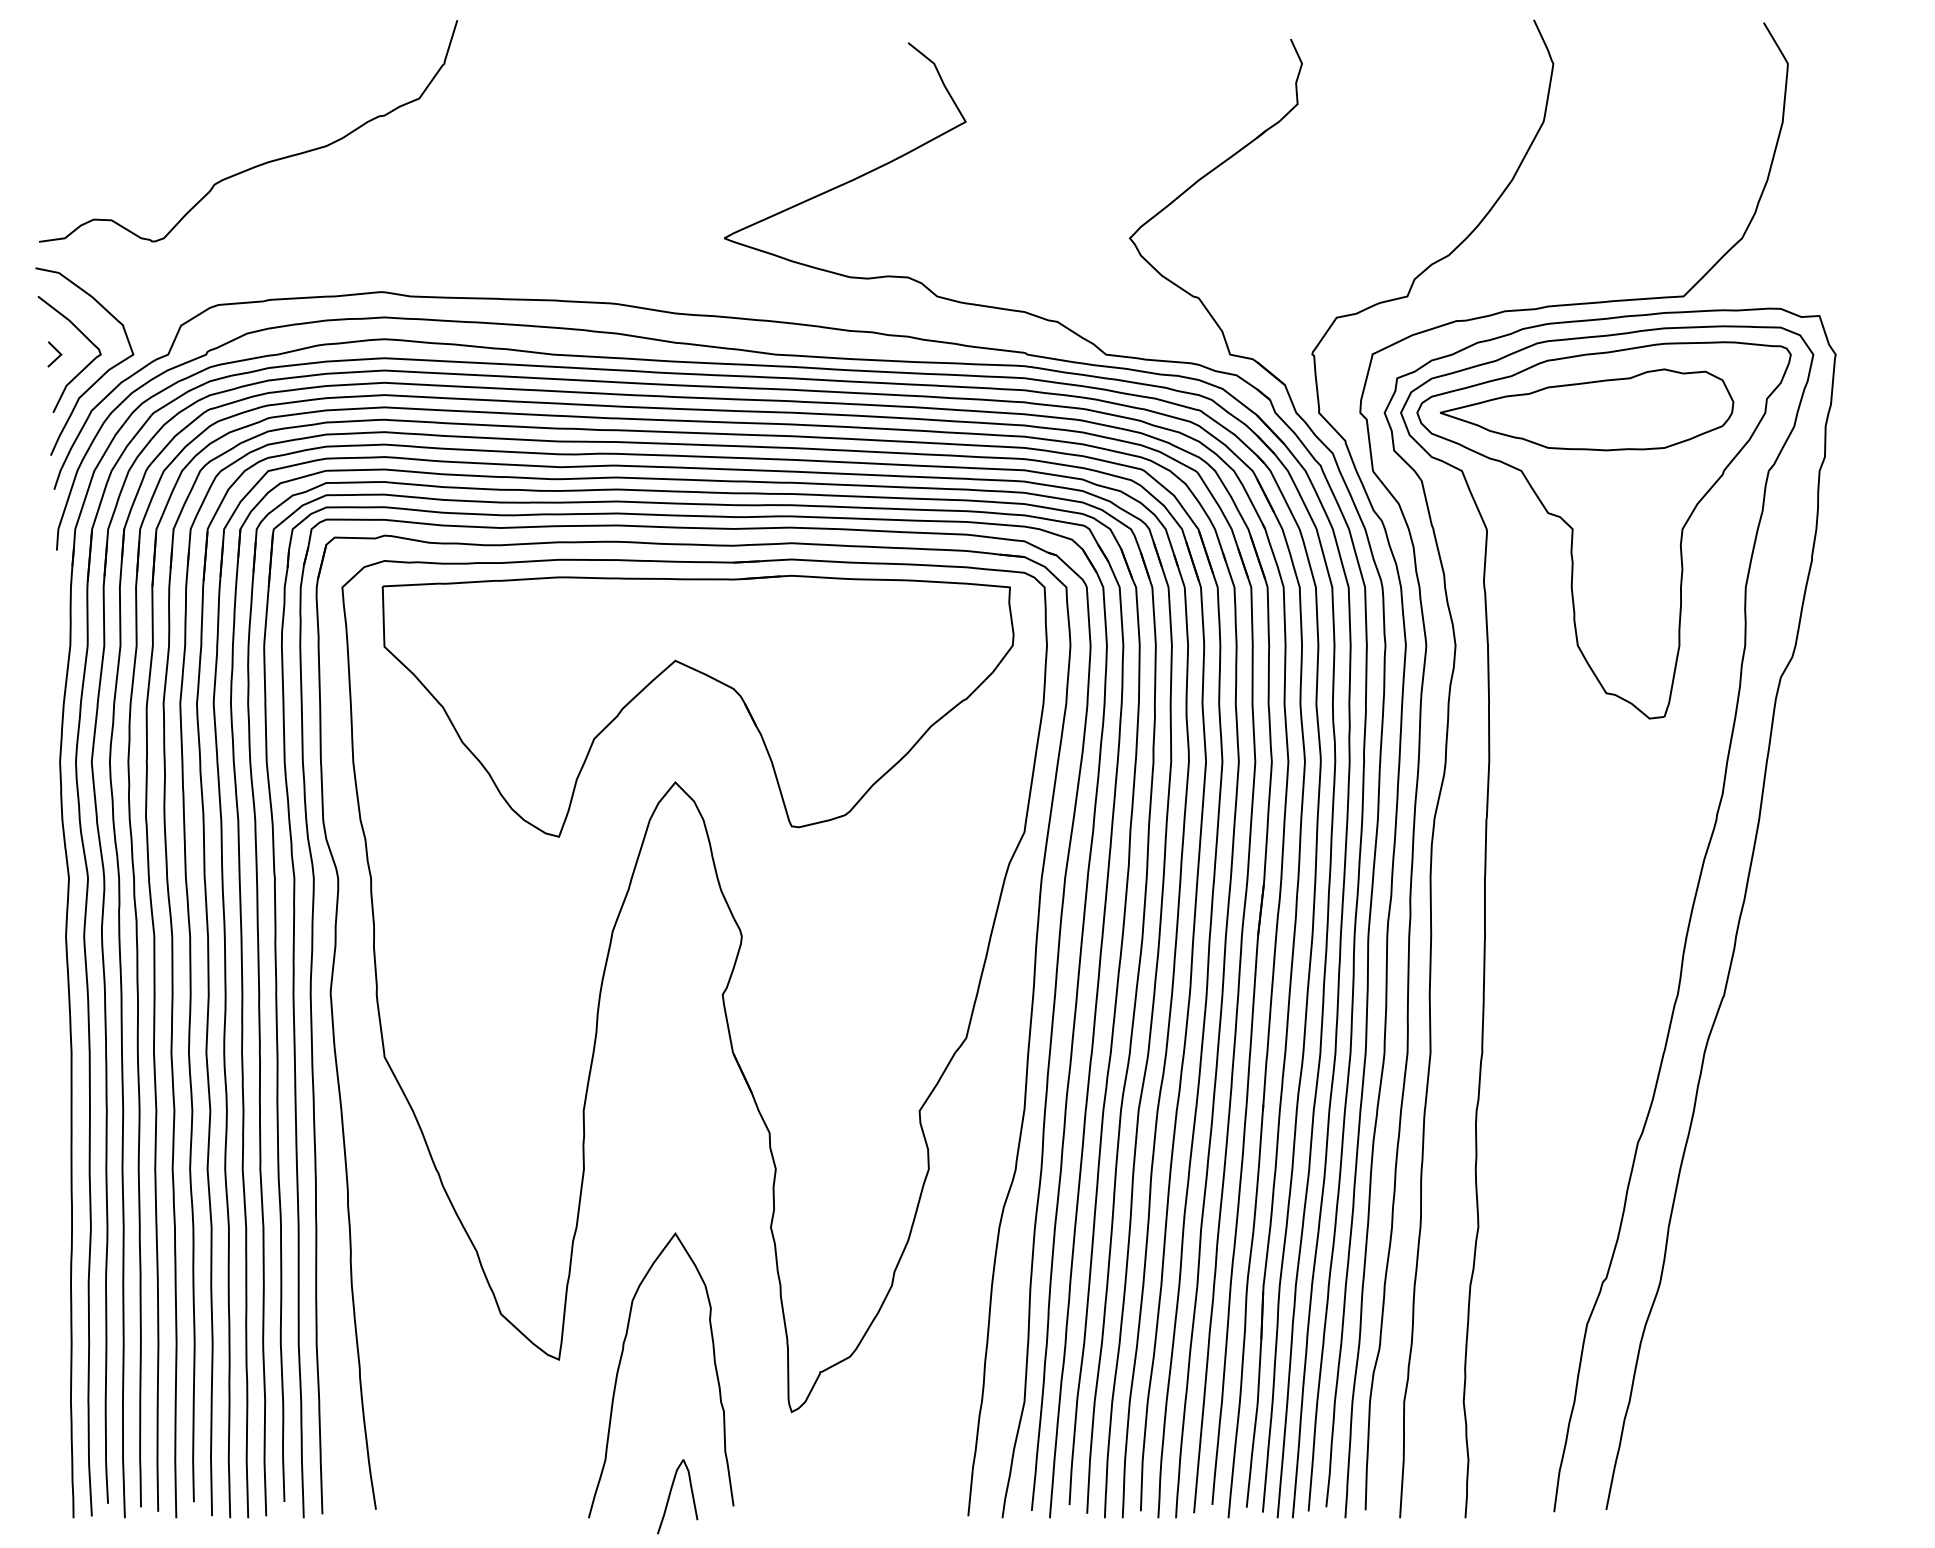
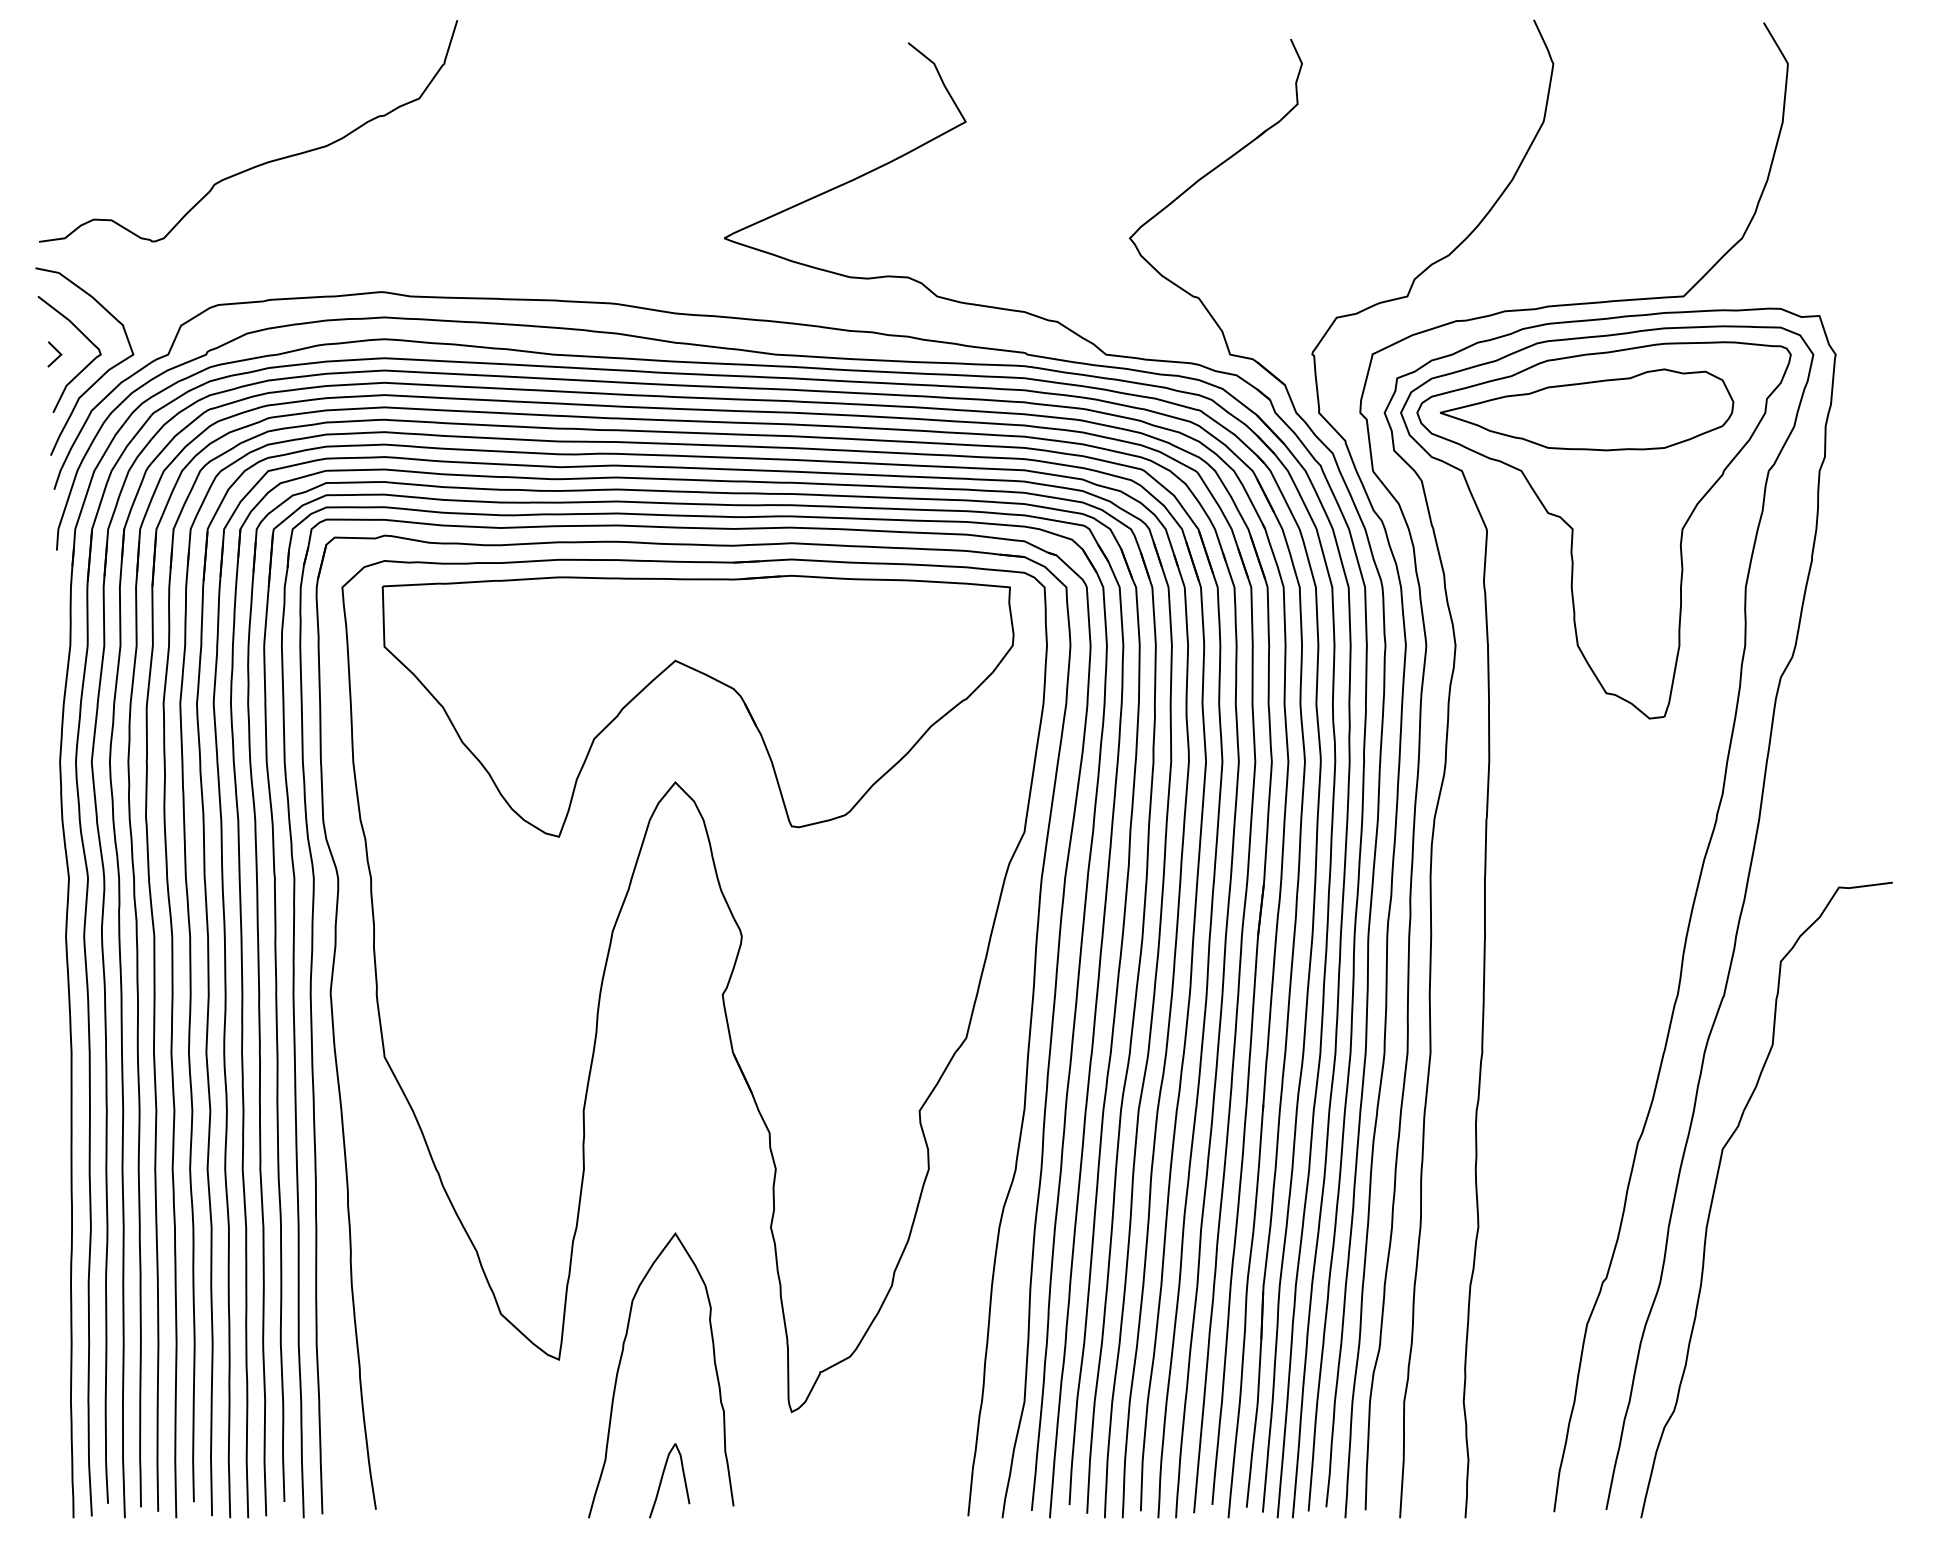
curve: none -> present (1715, 1190)
curve position: (670, 1496) -> (662, 1480) (662, 1480)
